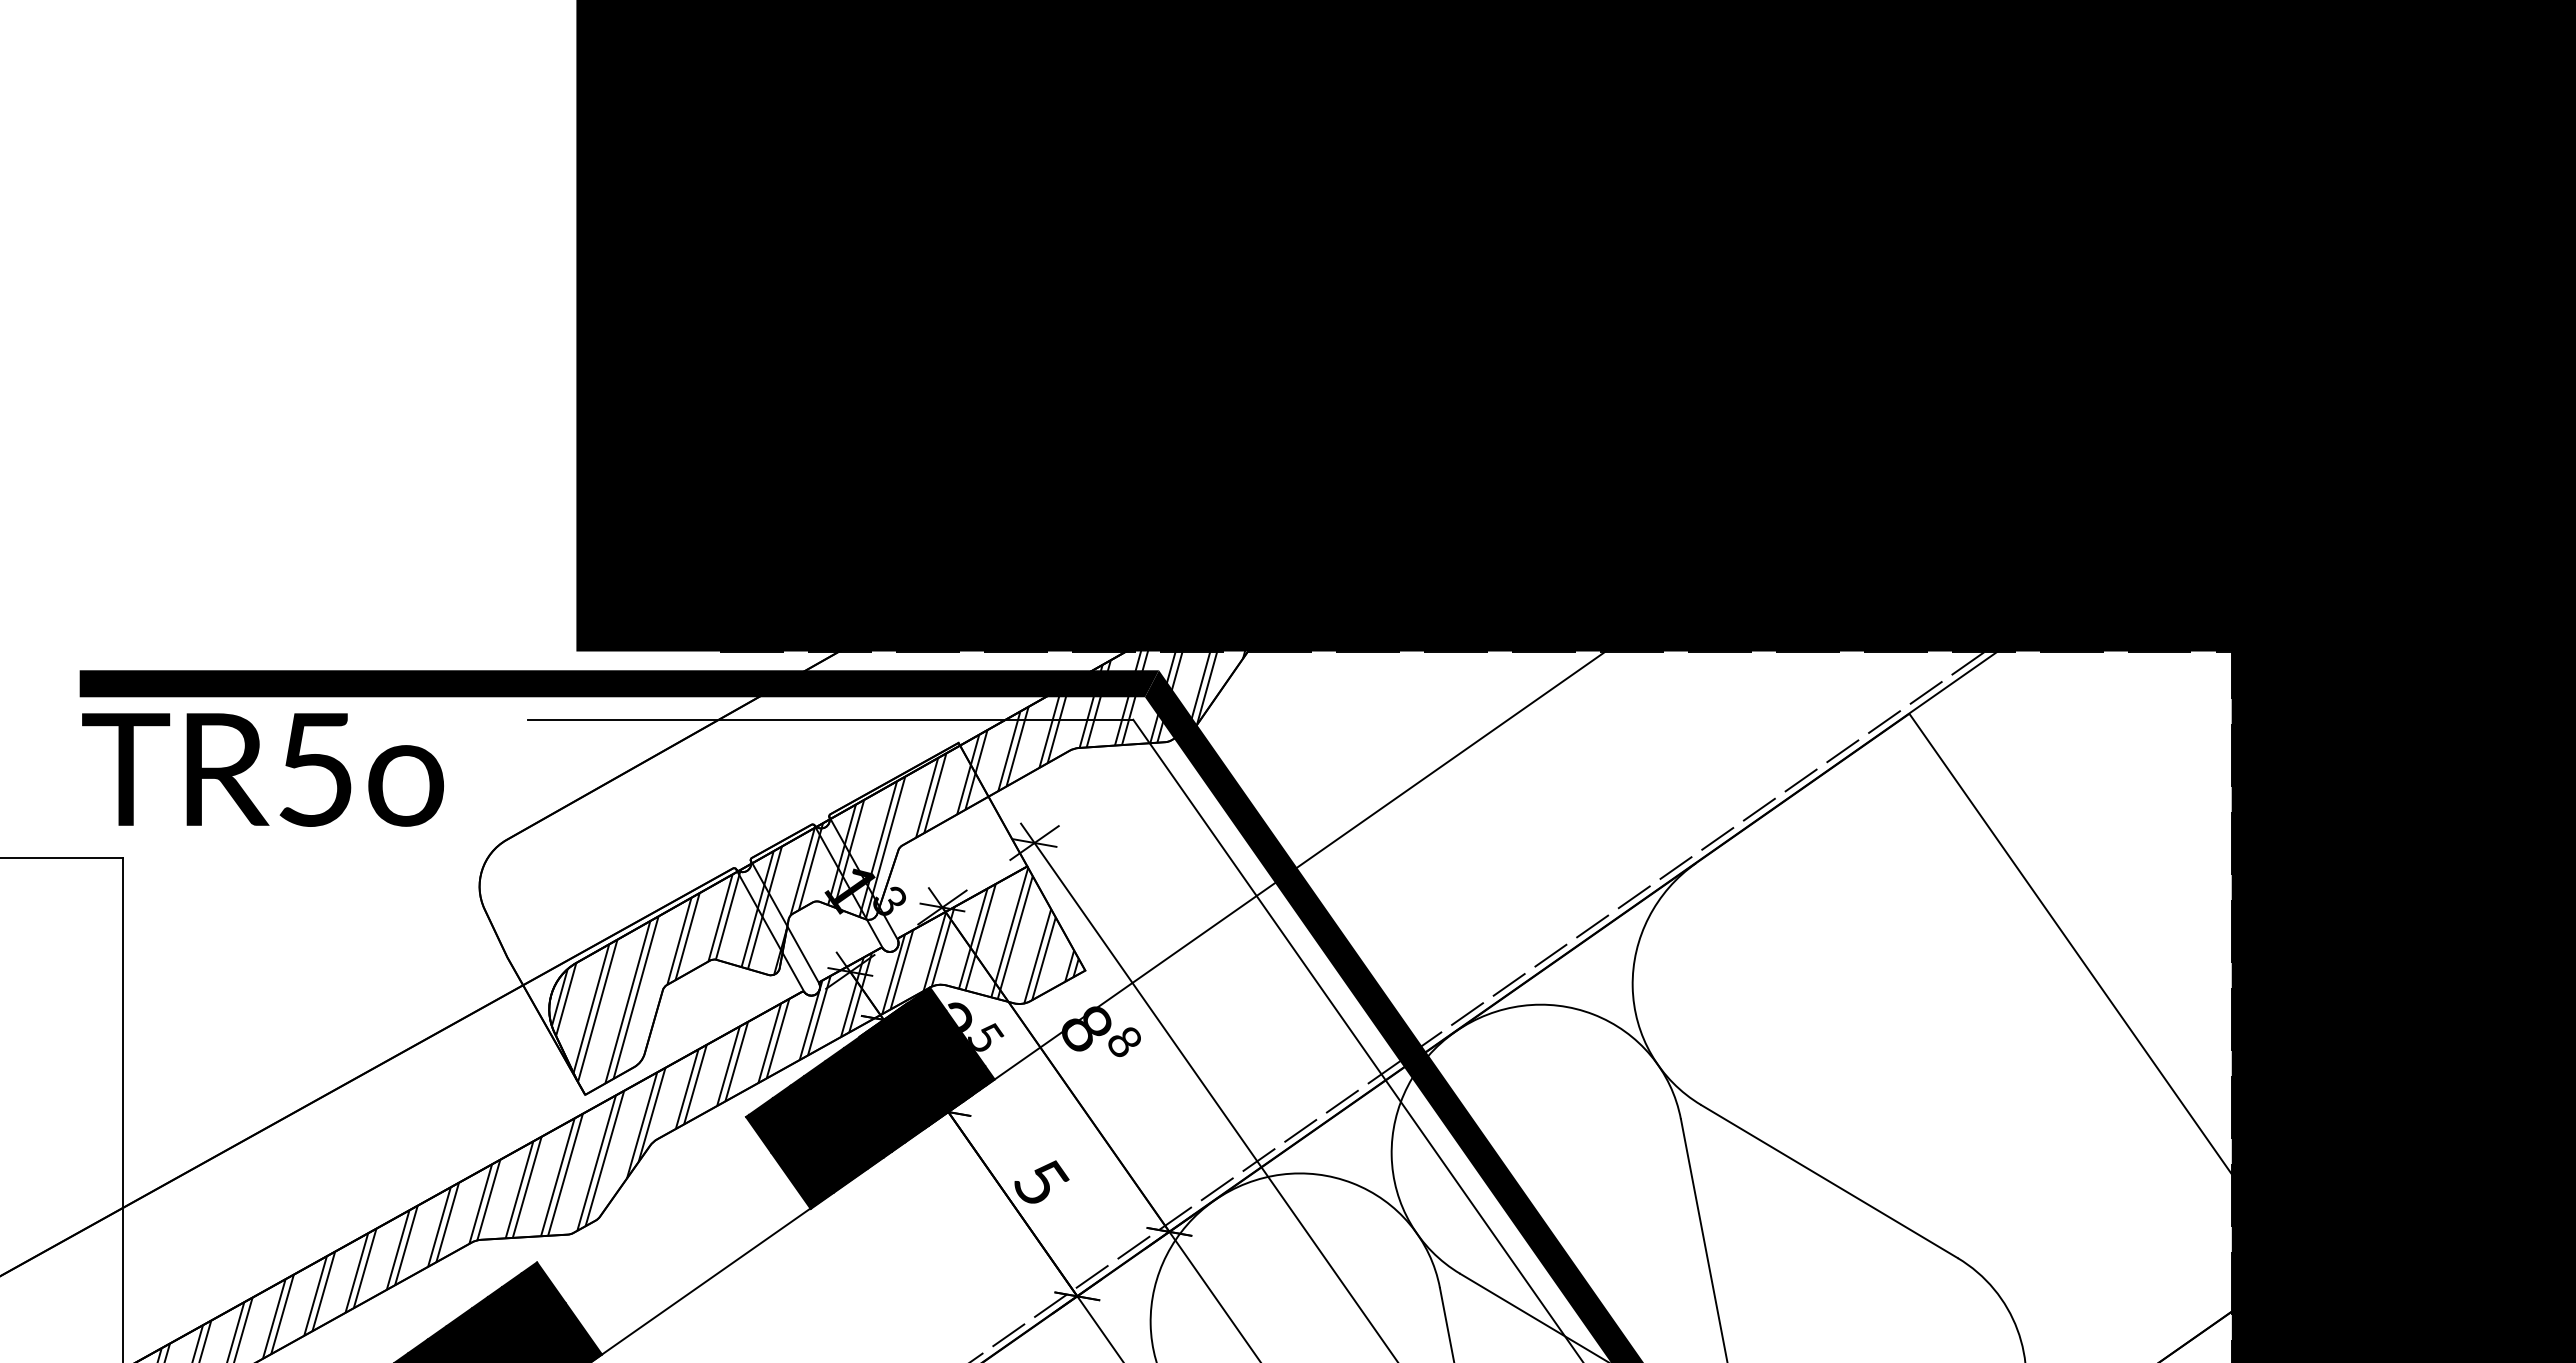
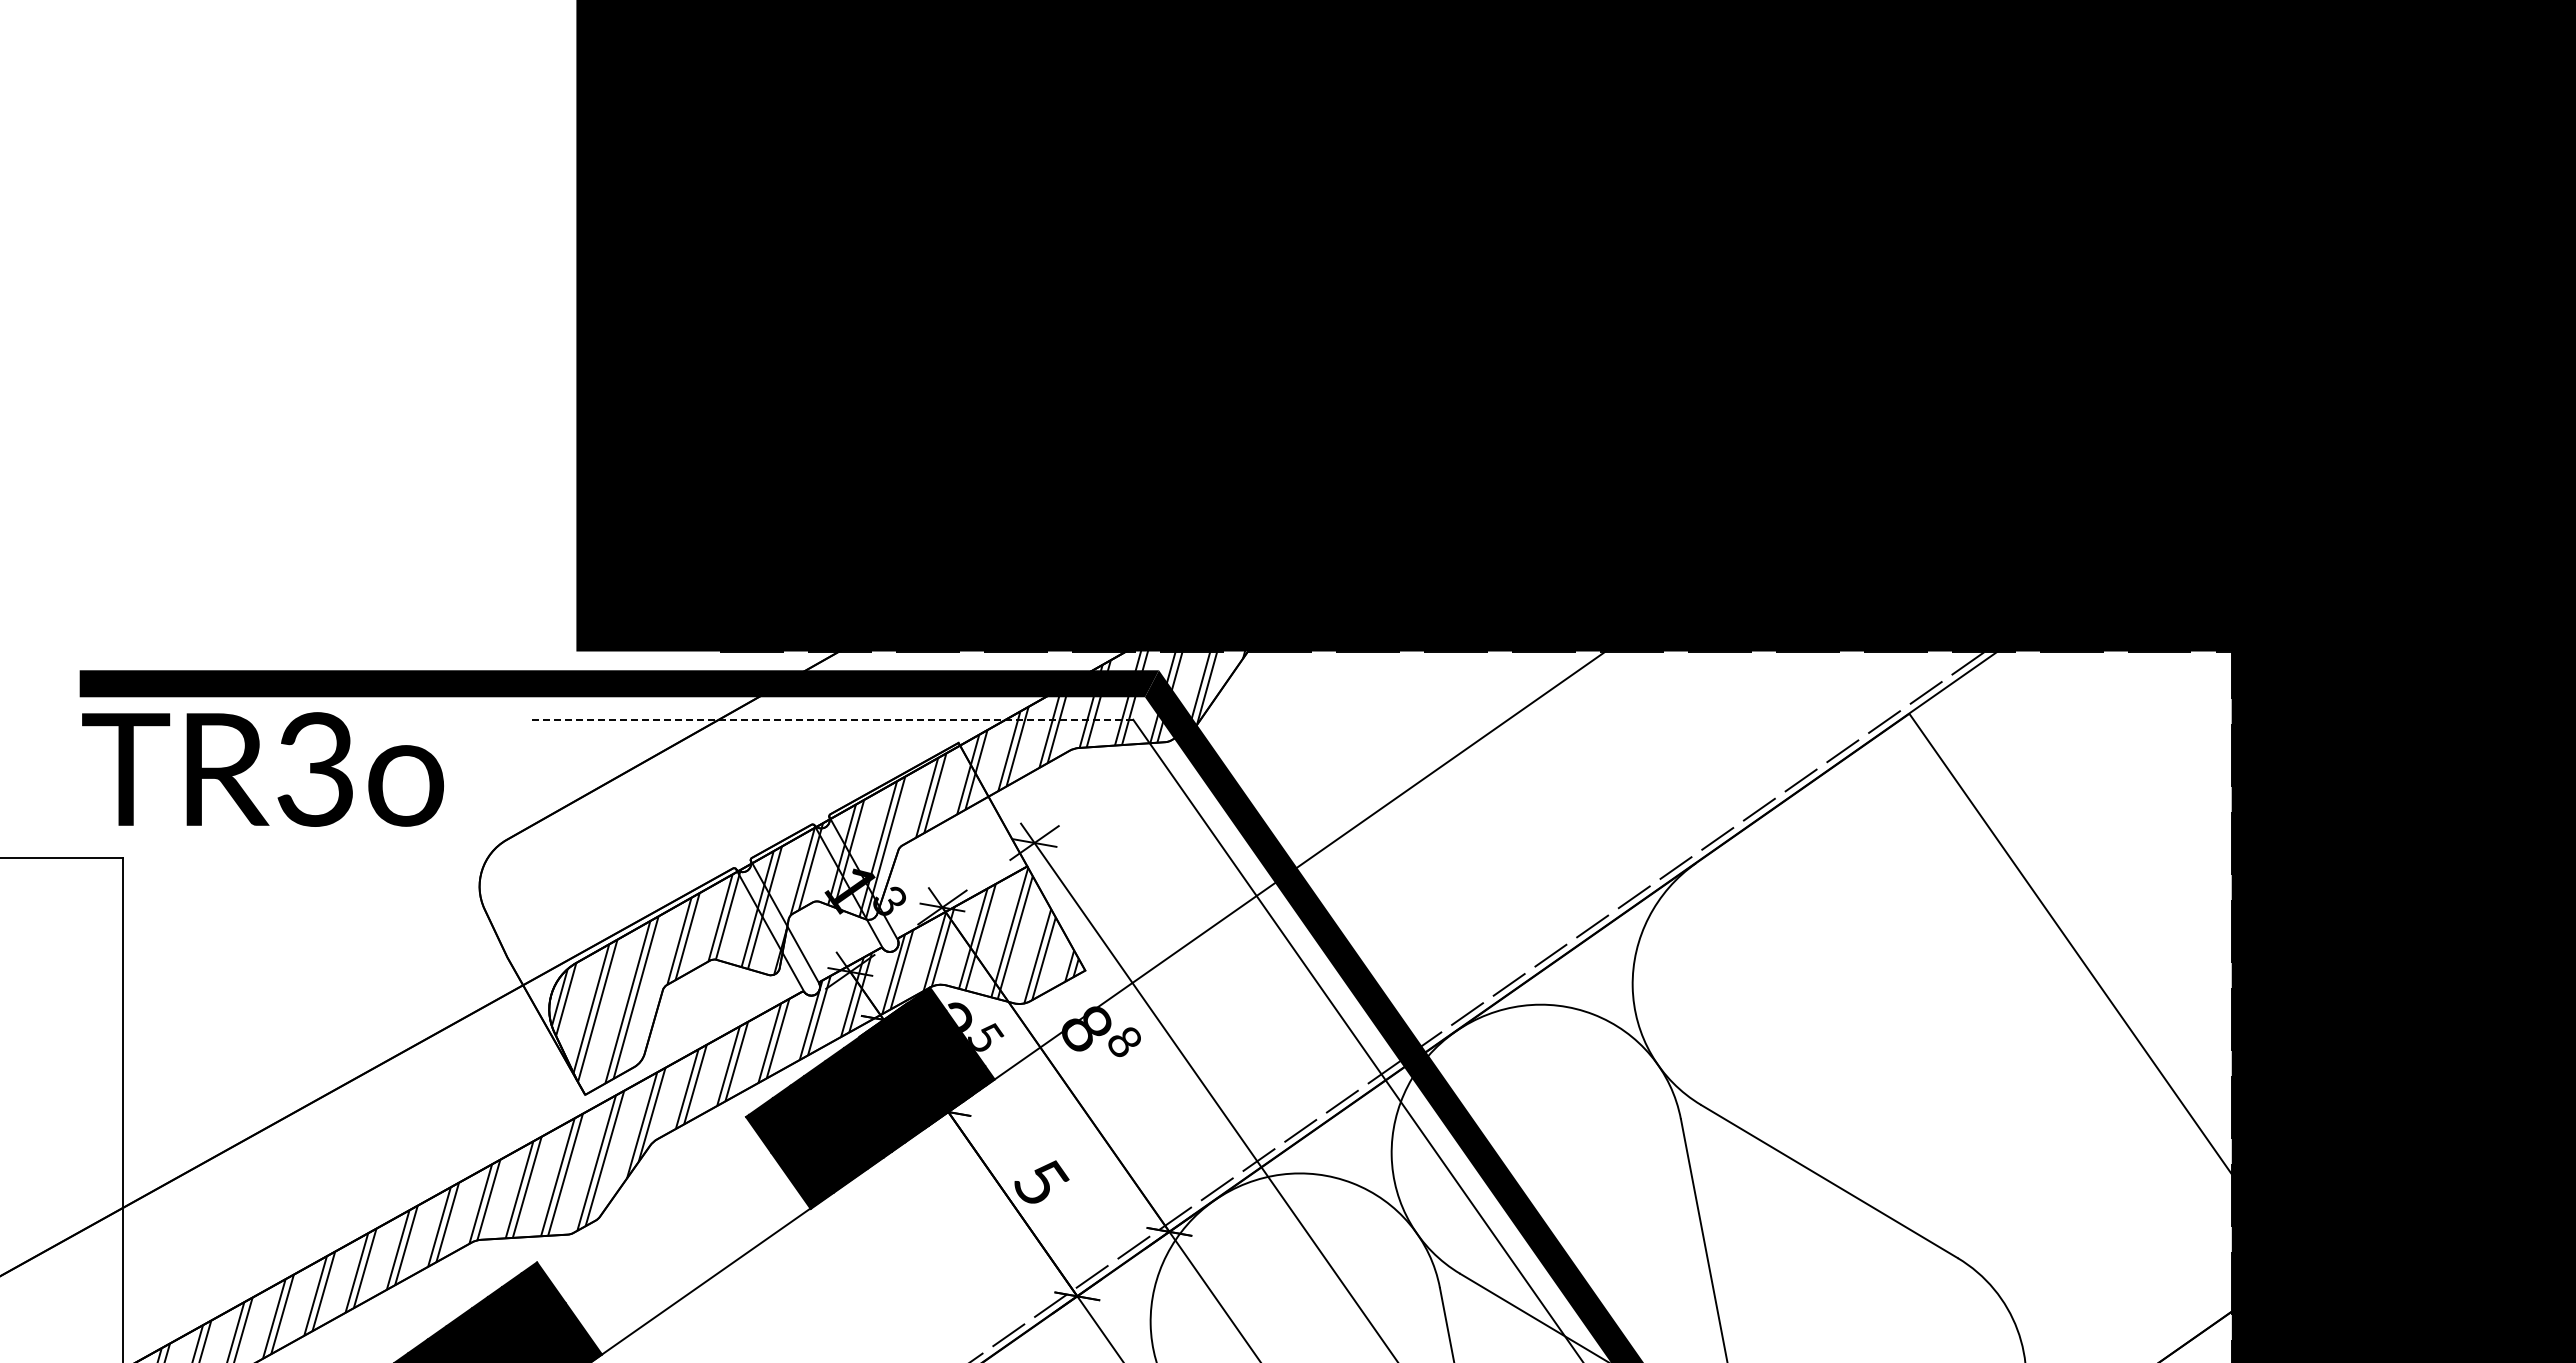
line: solid -> dashed (830, 719)
text: TR5o -> TR3o (314, 769)
